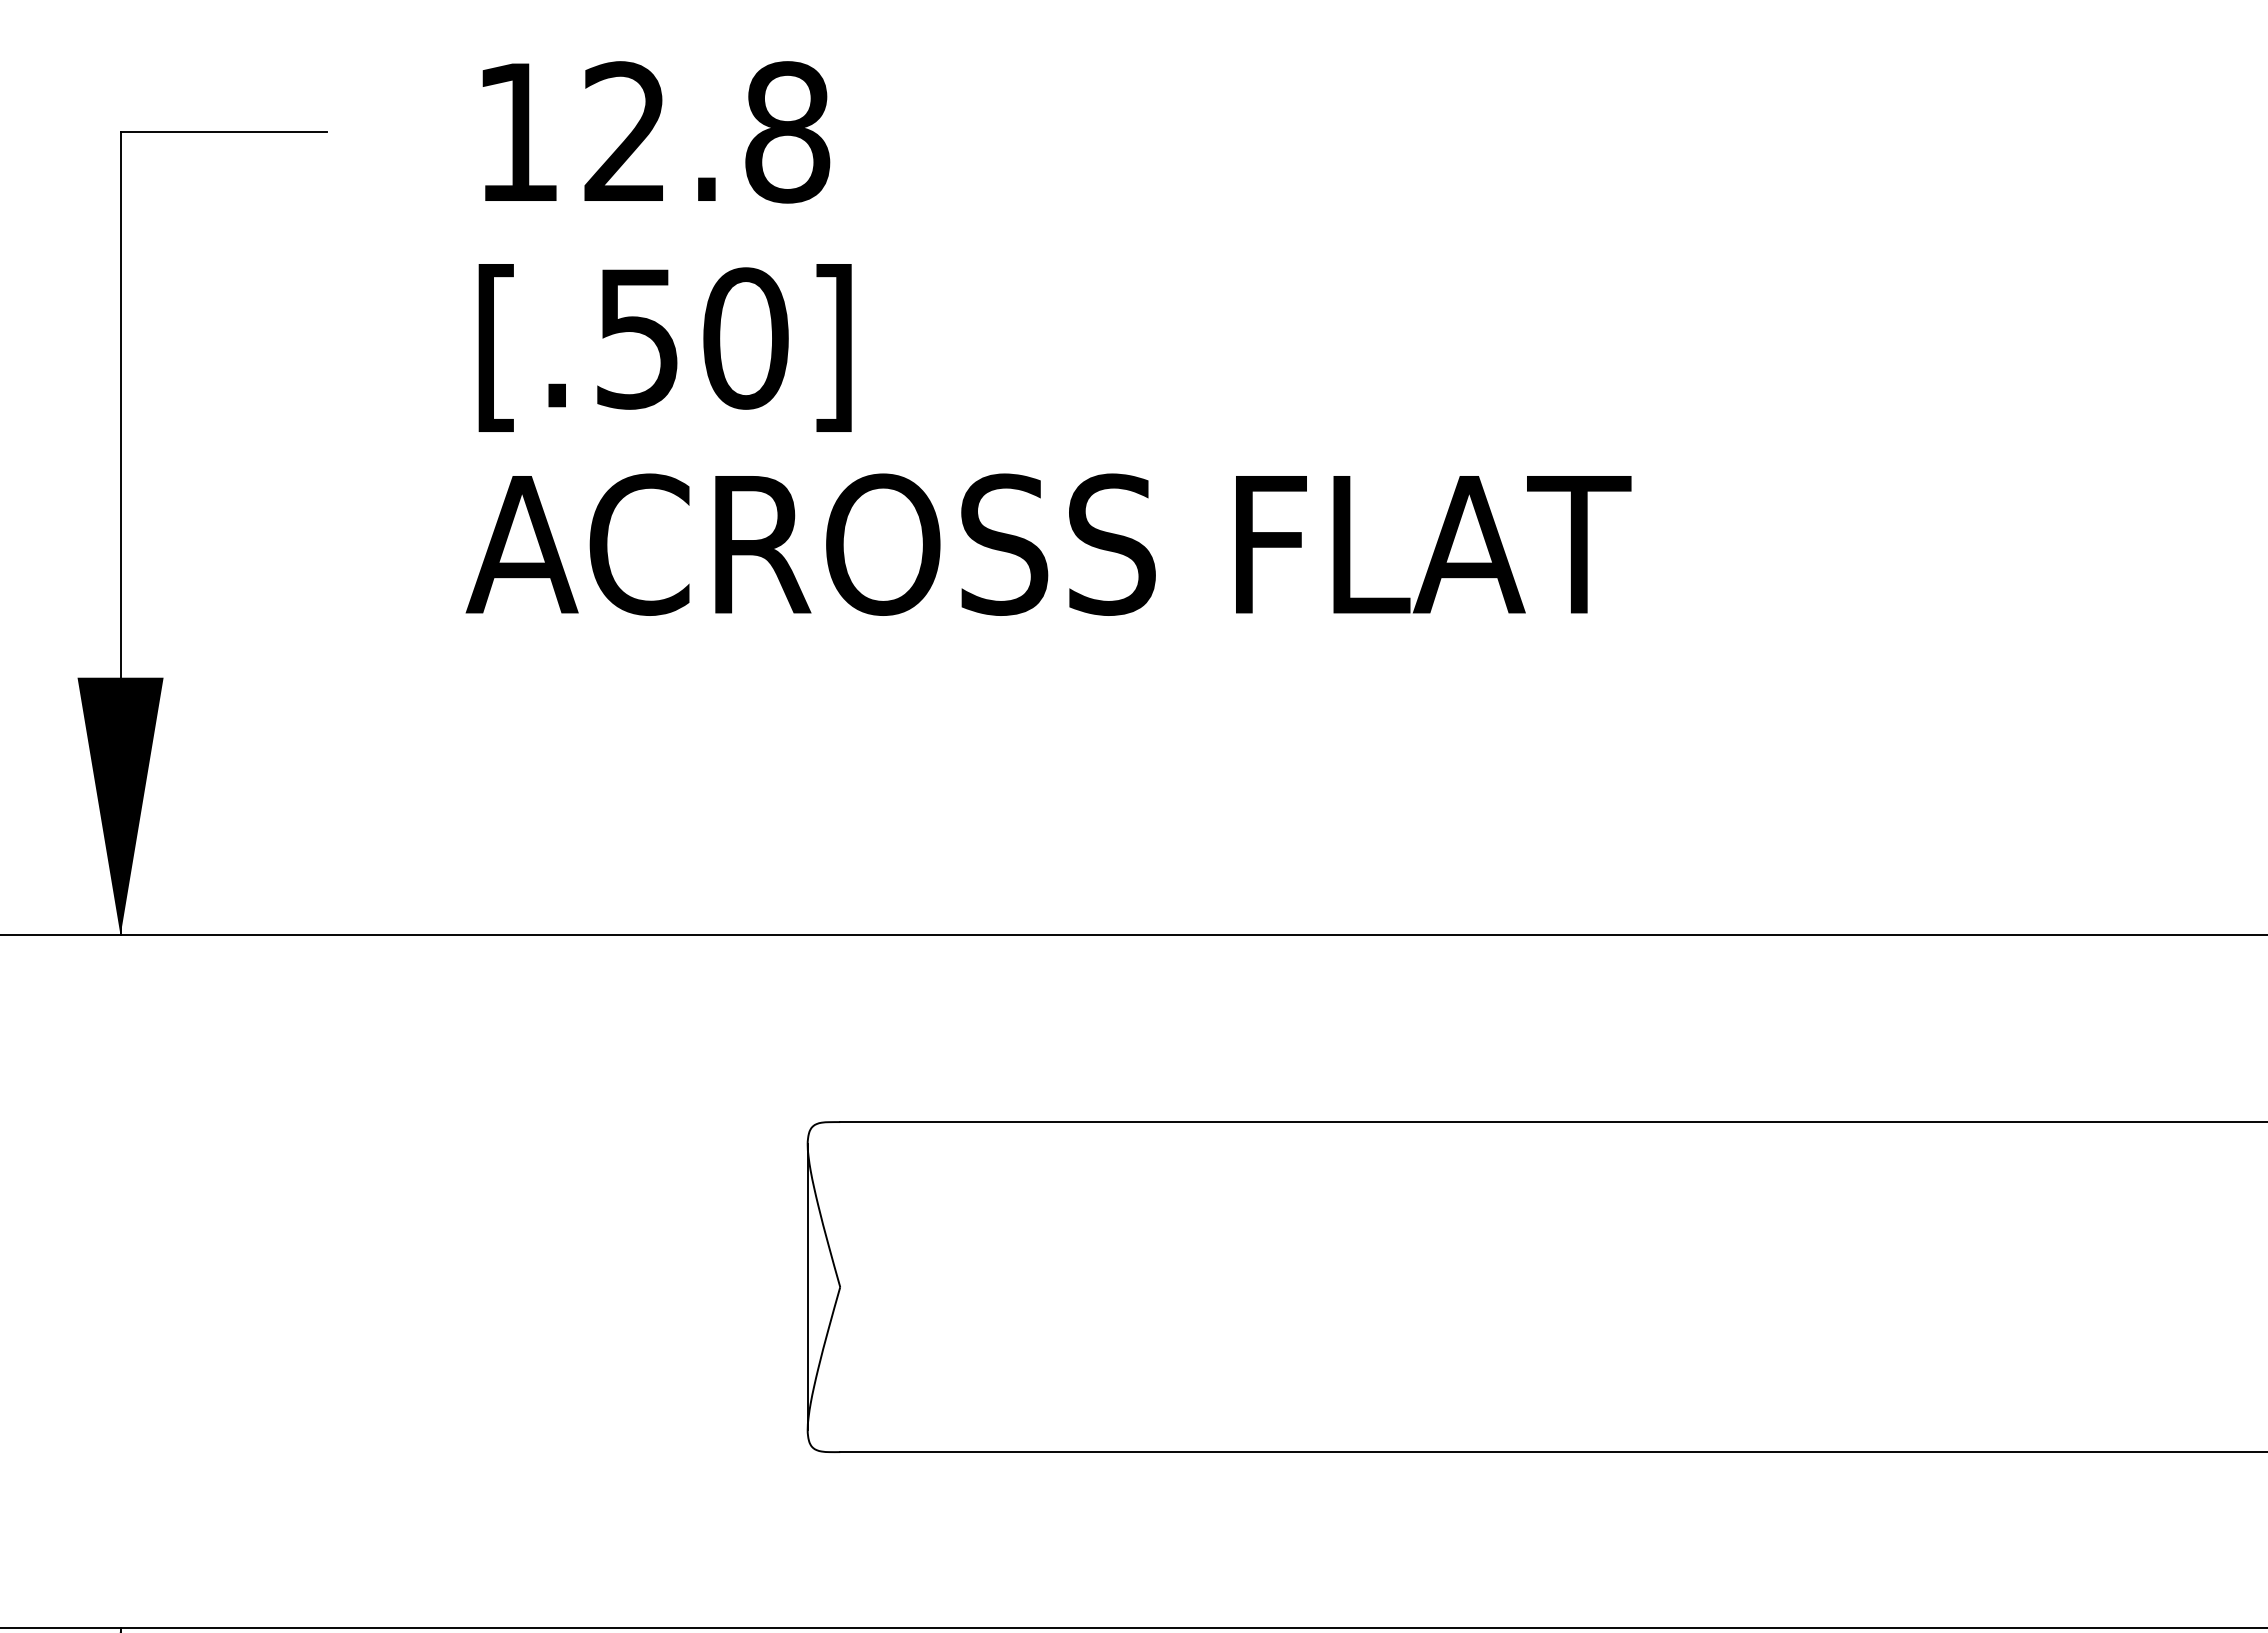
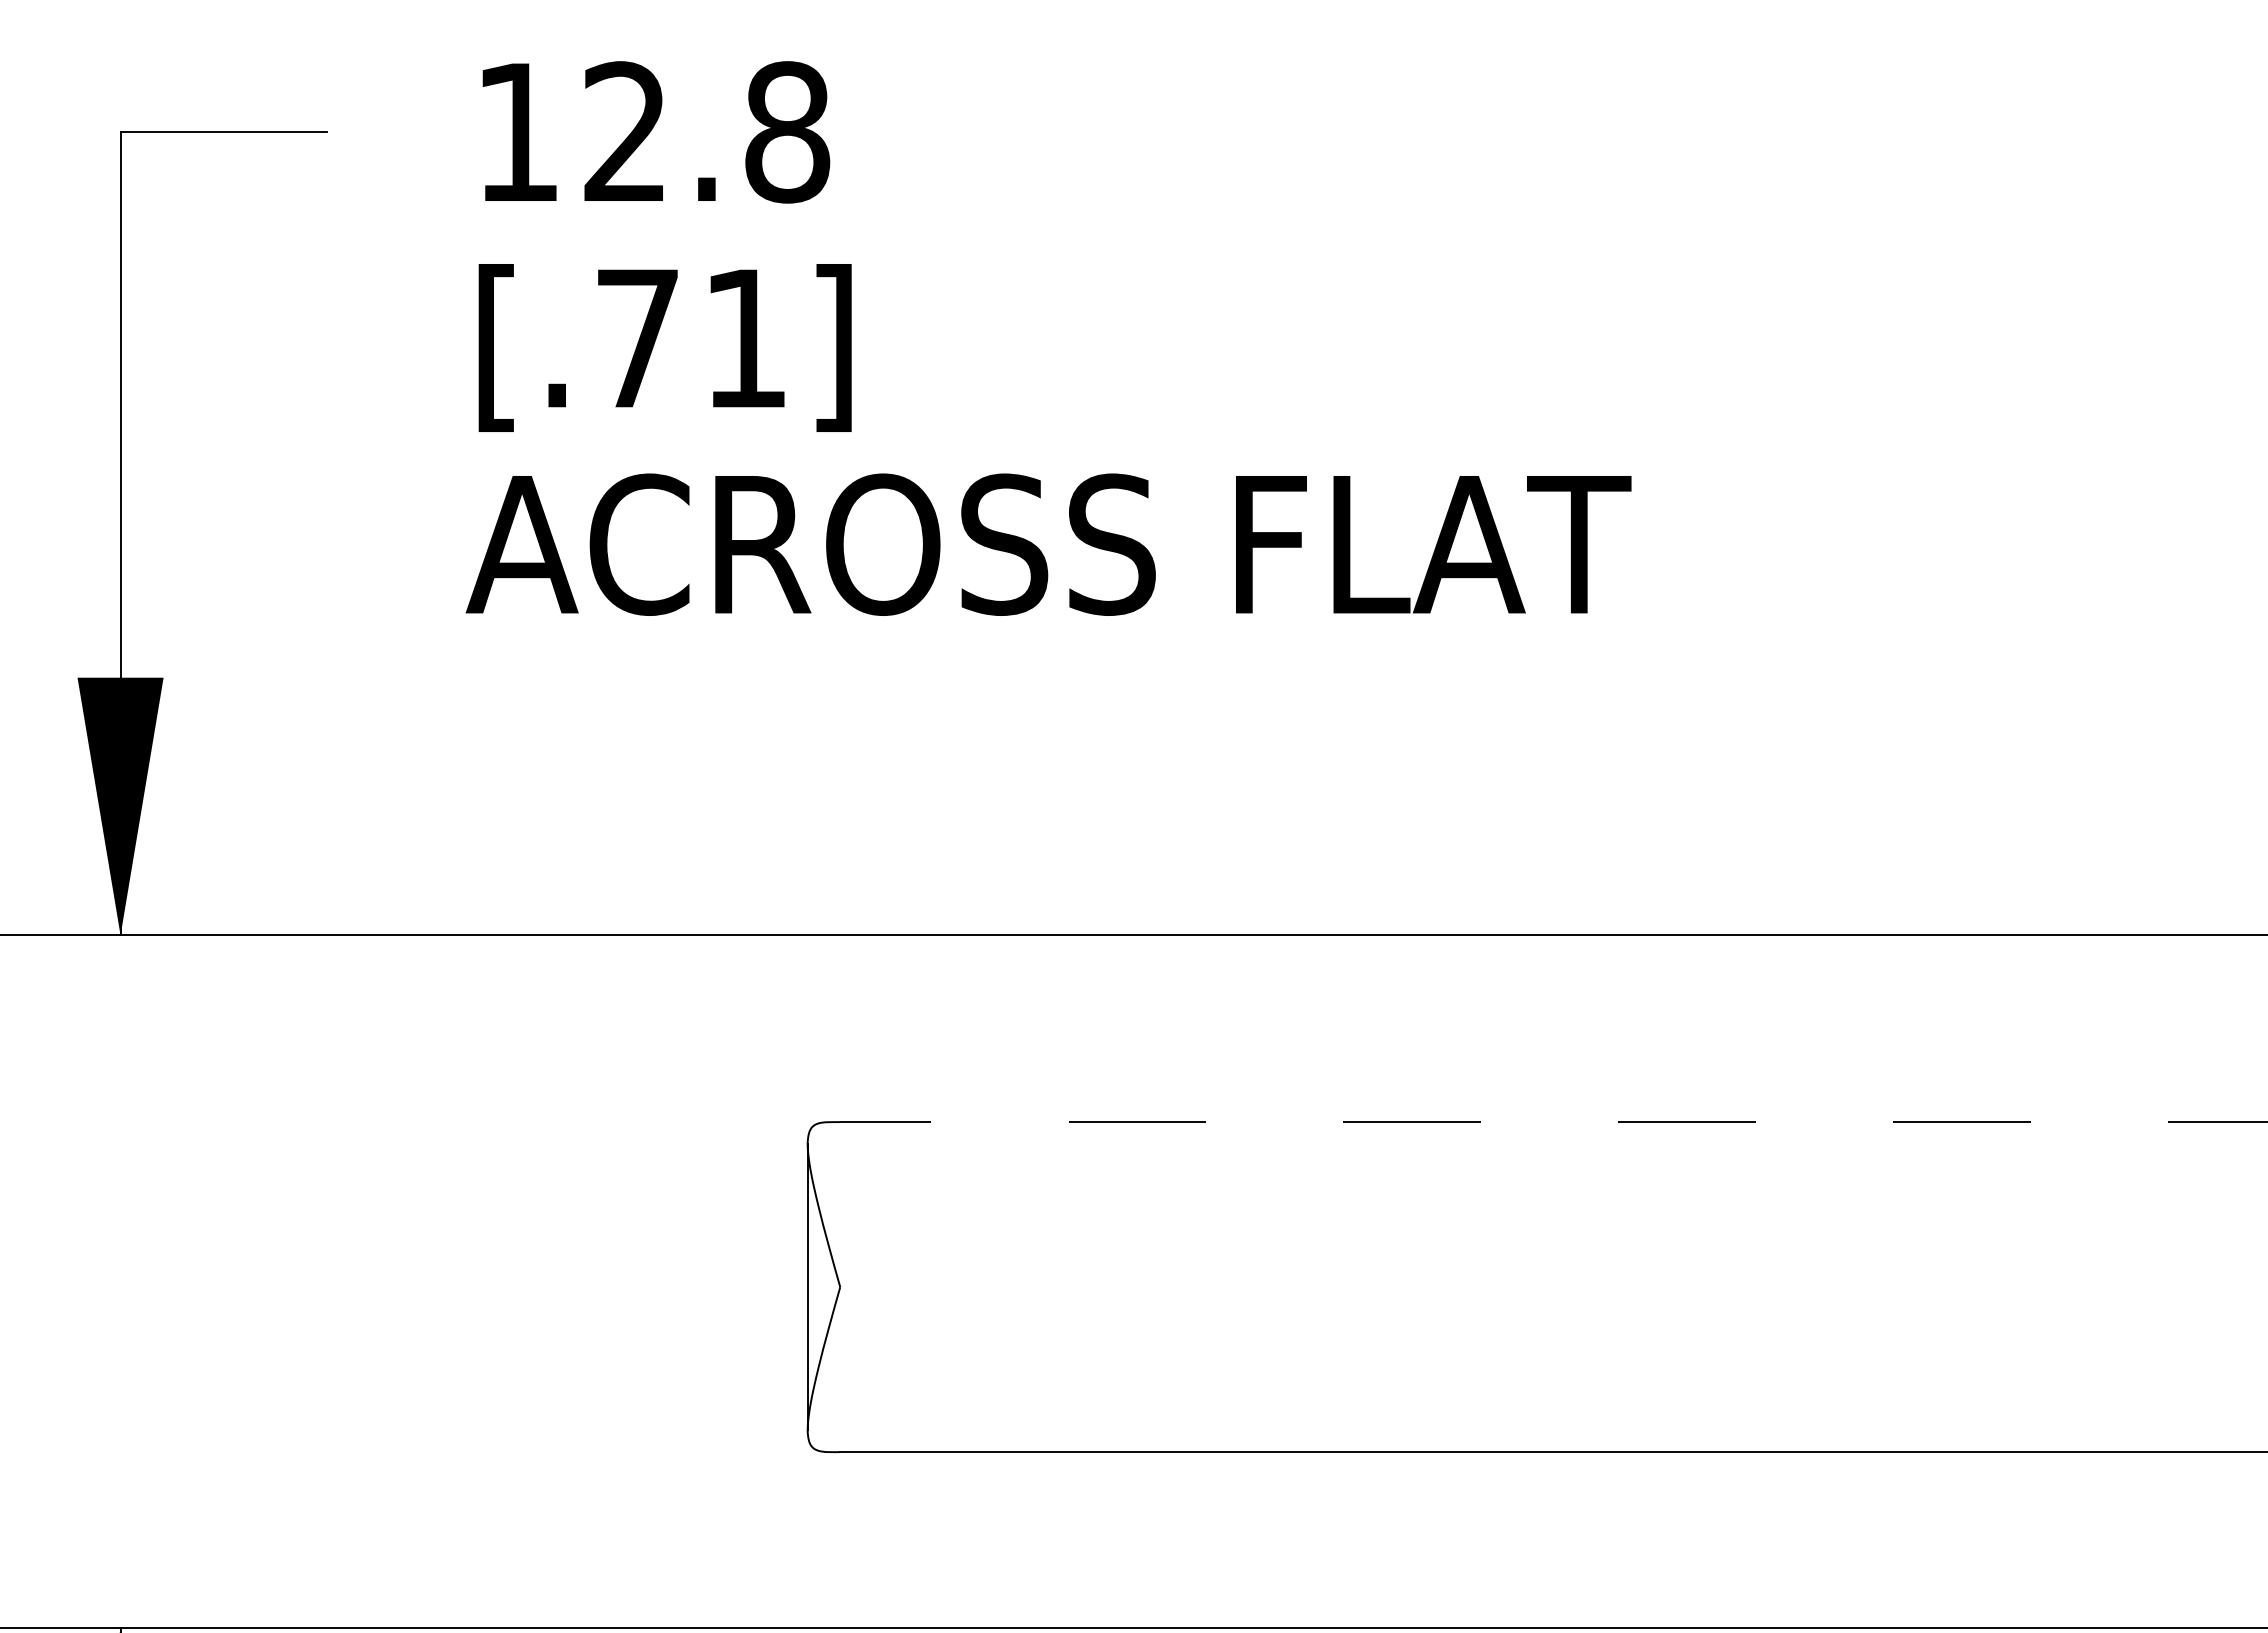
text: [.50] -> [.71] (692, 338)
line: solid -> dashed (1553, 1122)
